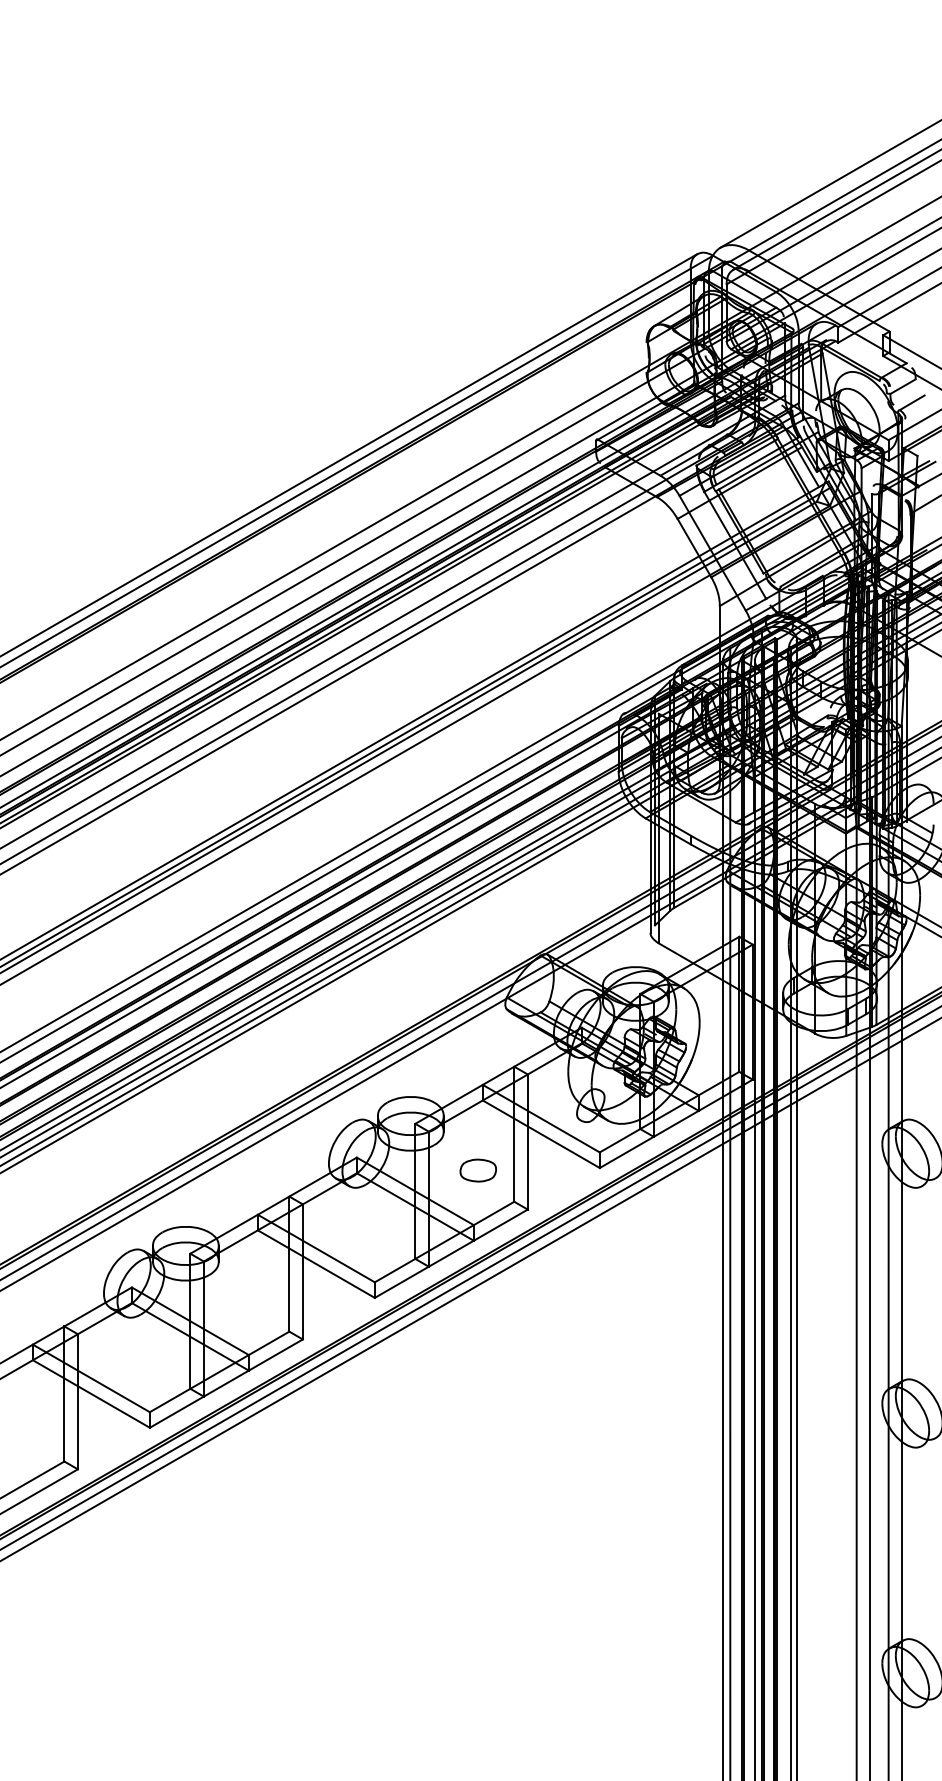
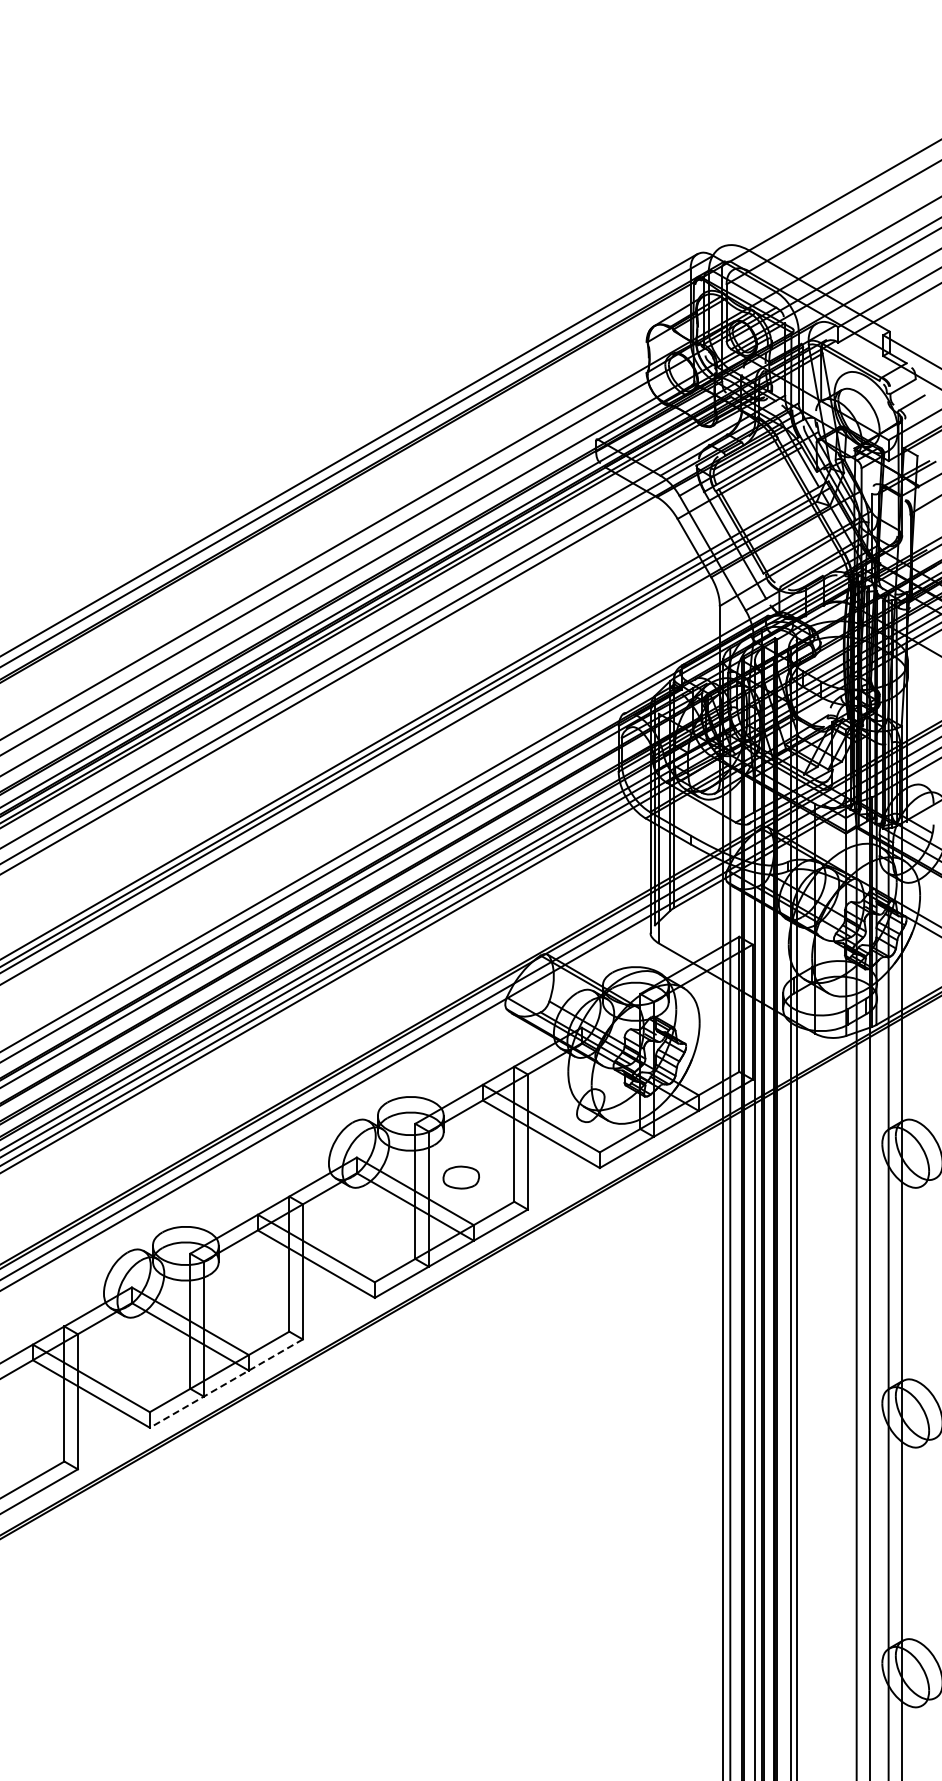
line: present -> none (829, 184)
line: present -> none (835, 210)
part position: (477, 1170) -> (460, 1177) (460, 1177)
line: present -> none (470, 1277)
line: present -> none (470, 1289)
line: solid -> dashed (225, 1383)
